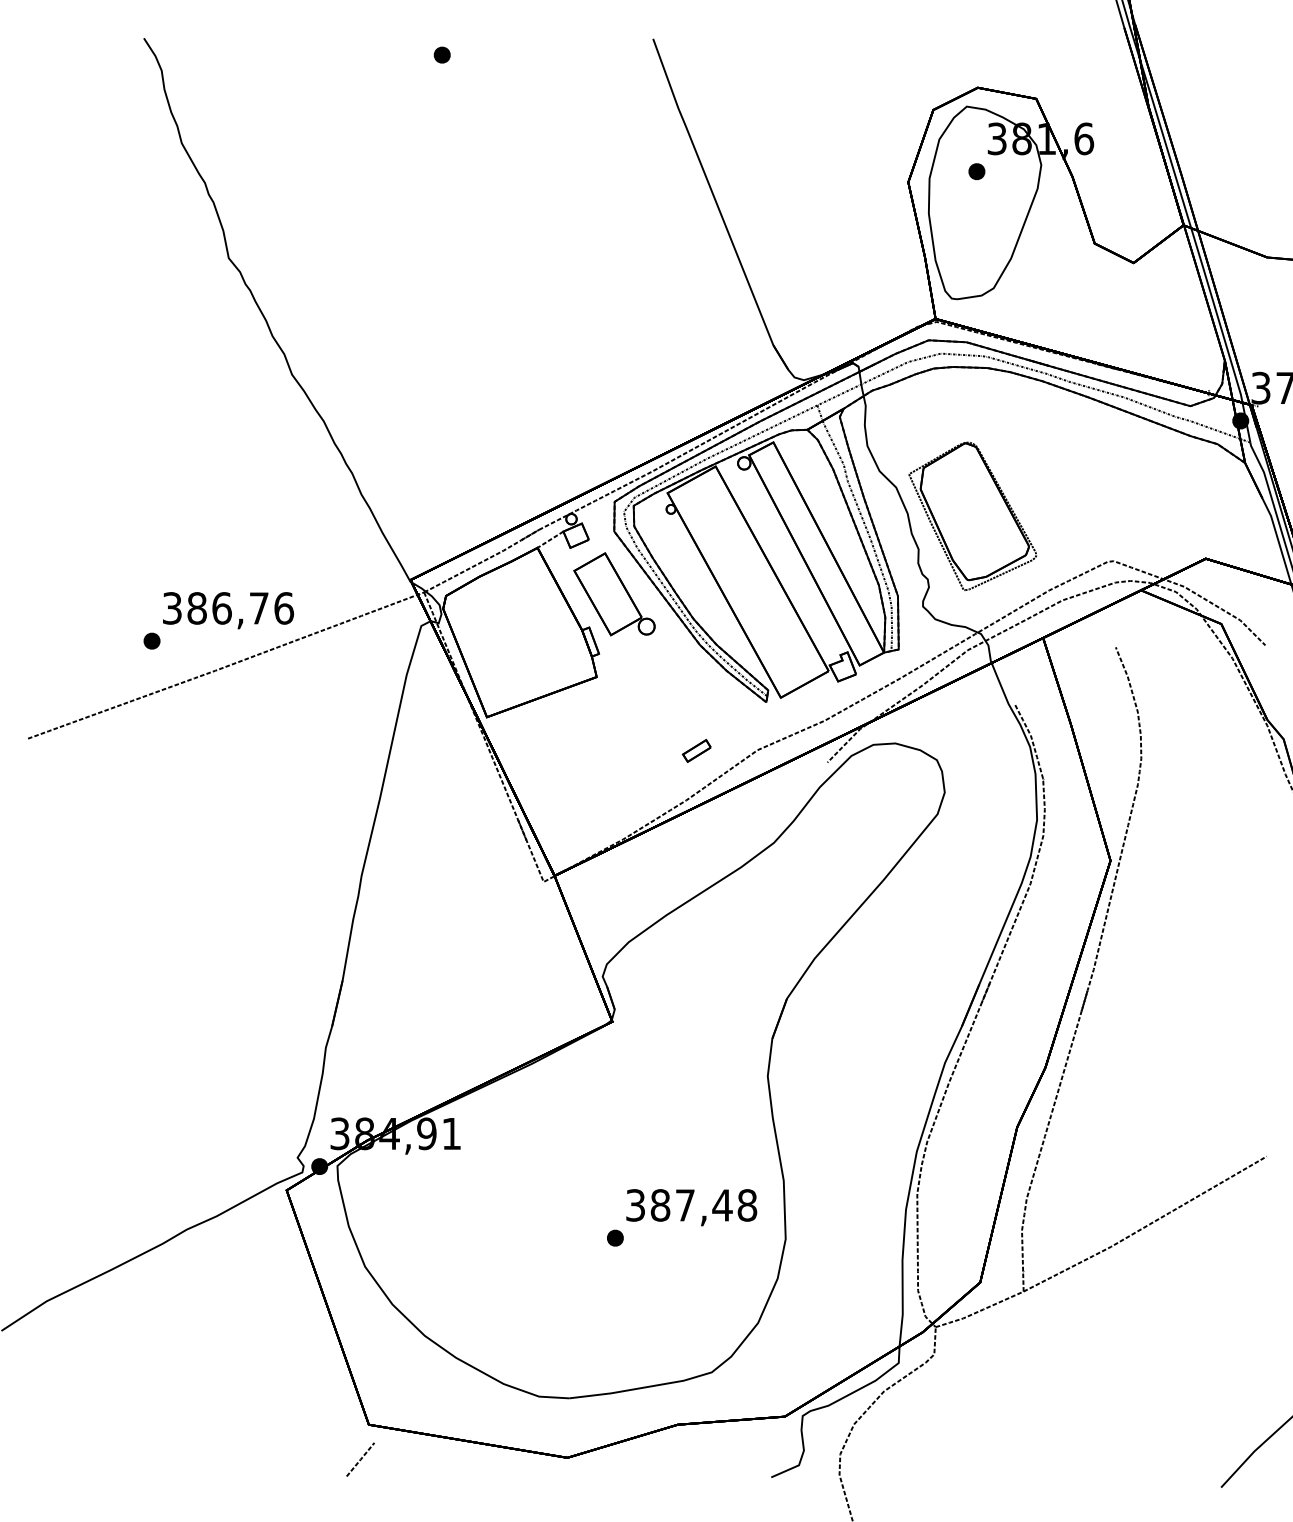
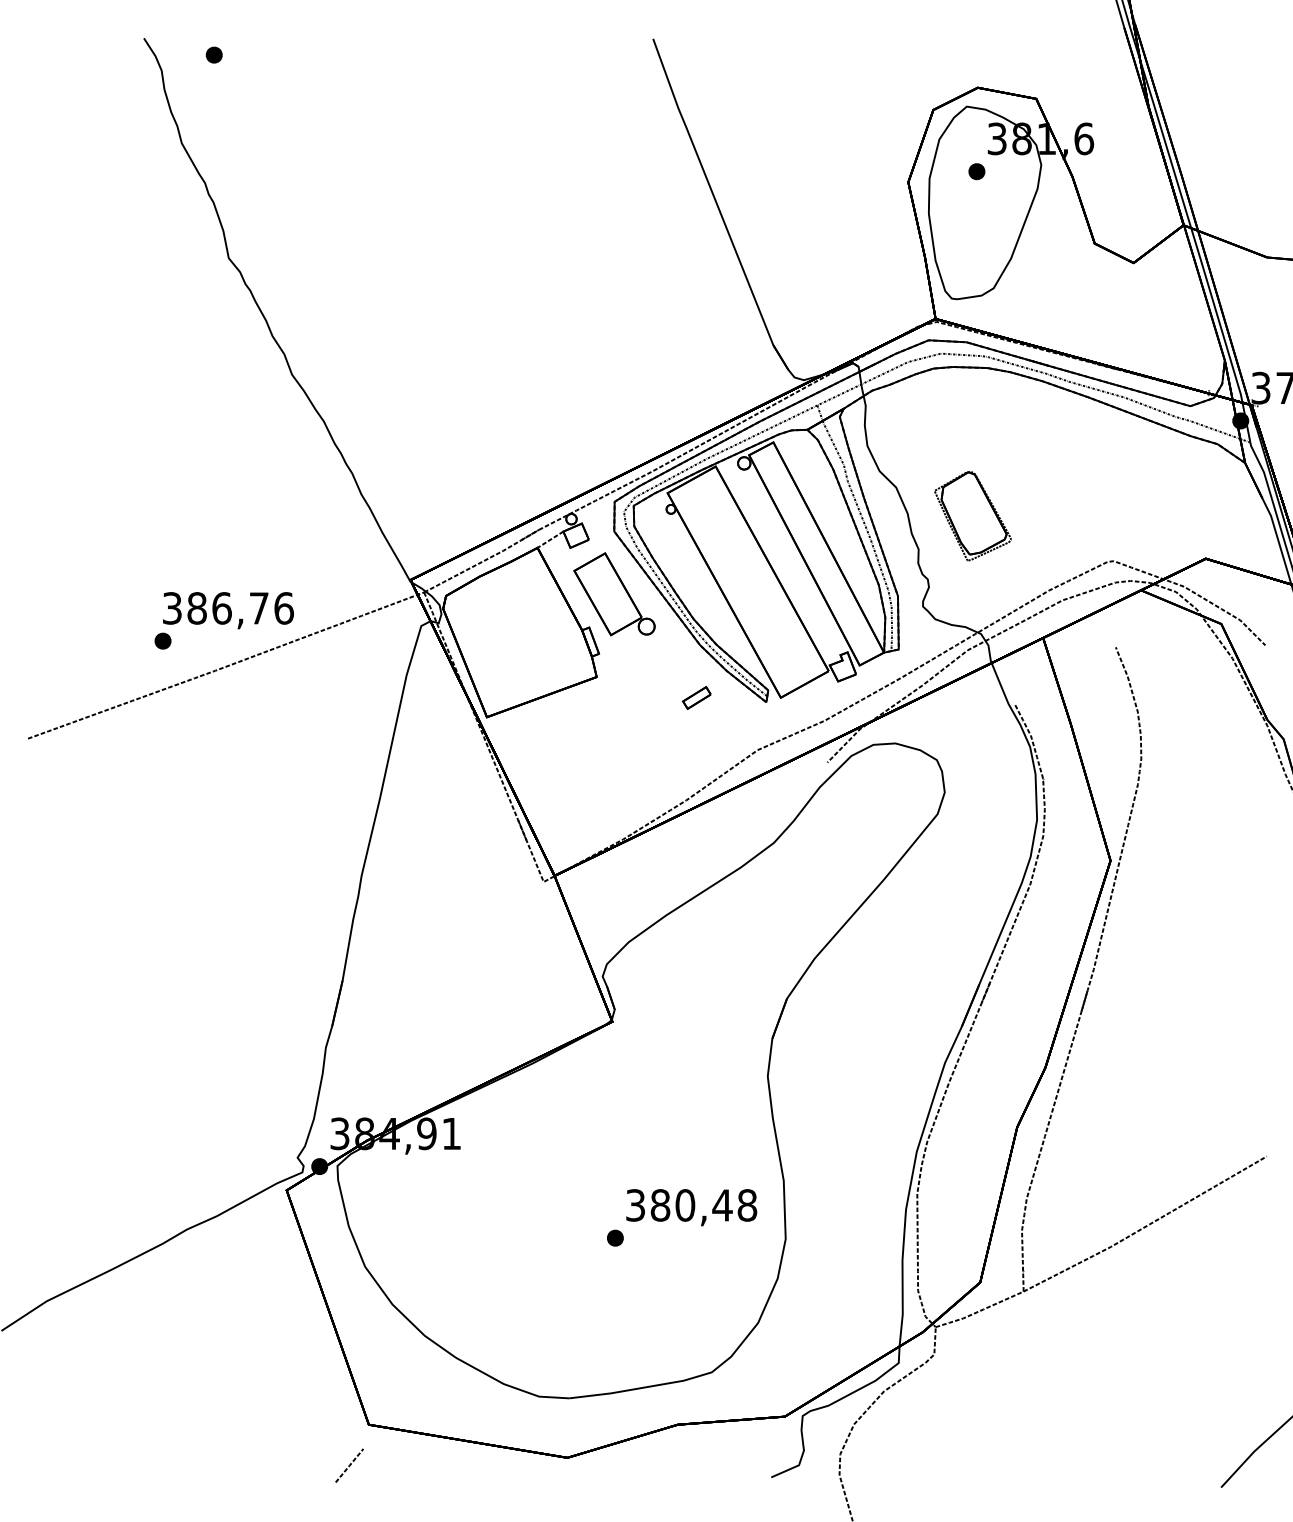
part position: (441, 54) -> (213, 54) (213, 54)
part size: 130x150 px -> 78x91 px (972, 516)
part position: (151, 640) -> (162, 640) (162, 640)
part position: (696, 750) -> (696, 697) (696, 697)
text: 387,48 -> 380,48 (685, 1205)
line position: (360, 1459) -> (349, 1465) (349, 1465)
